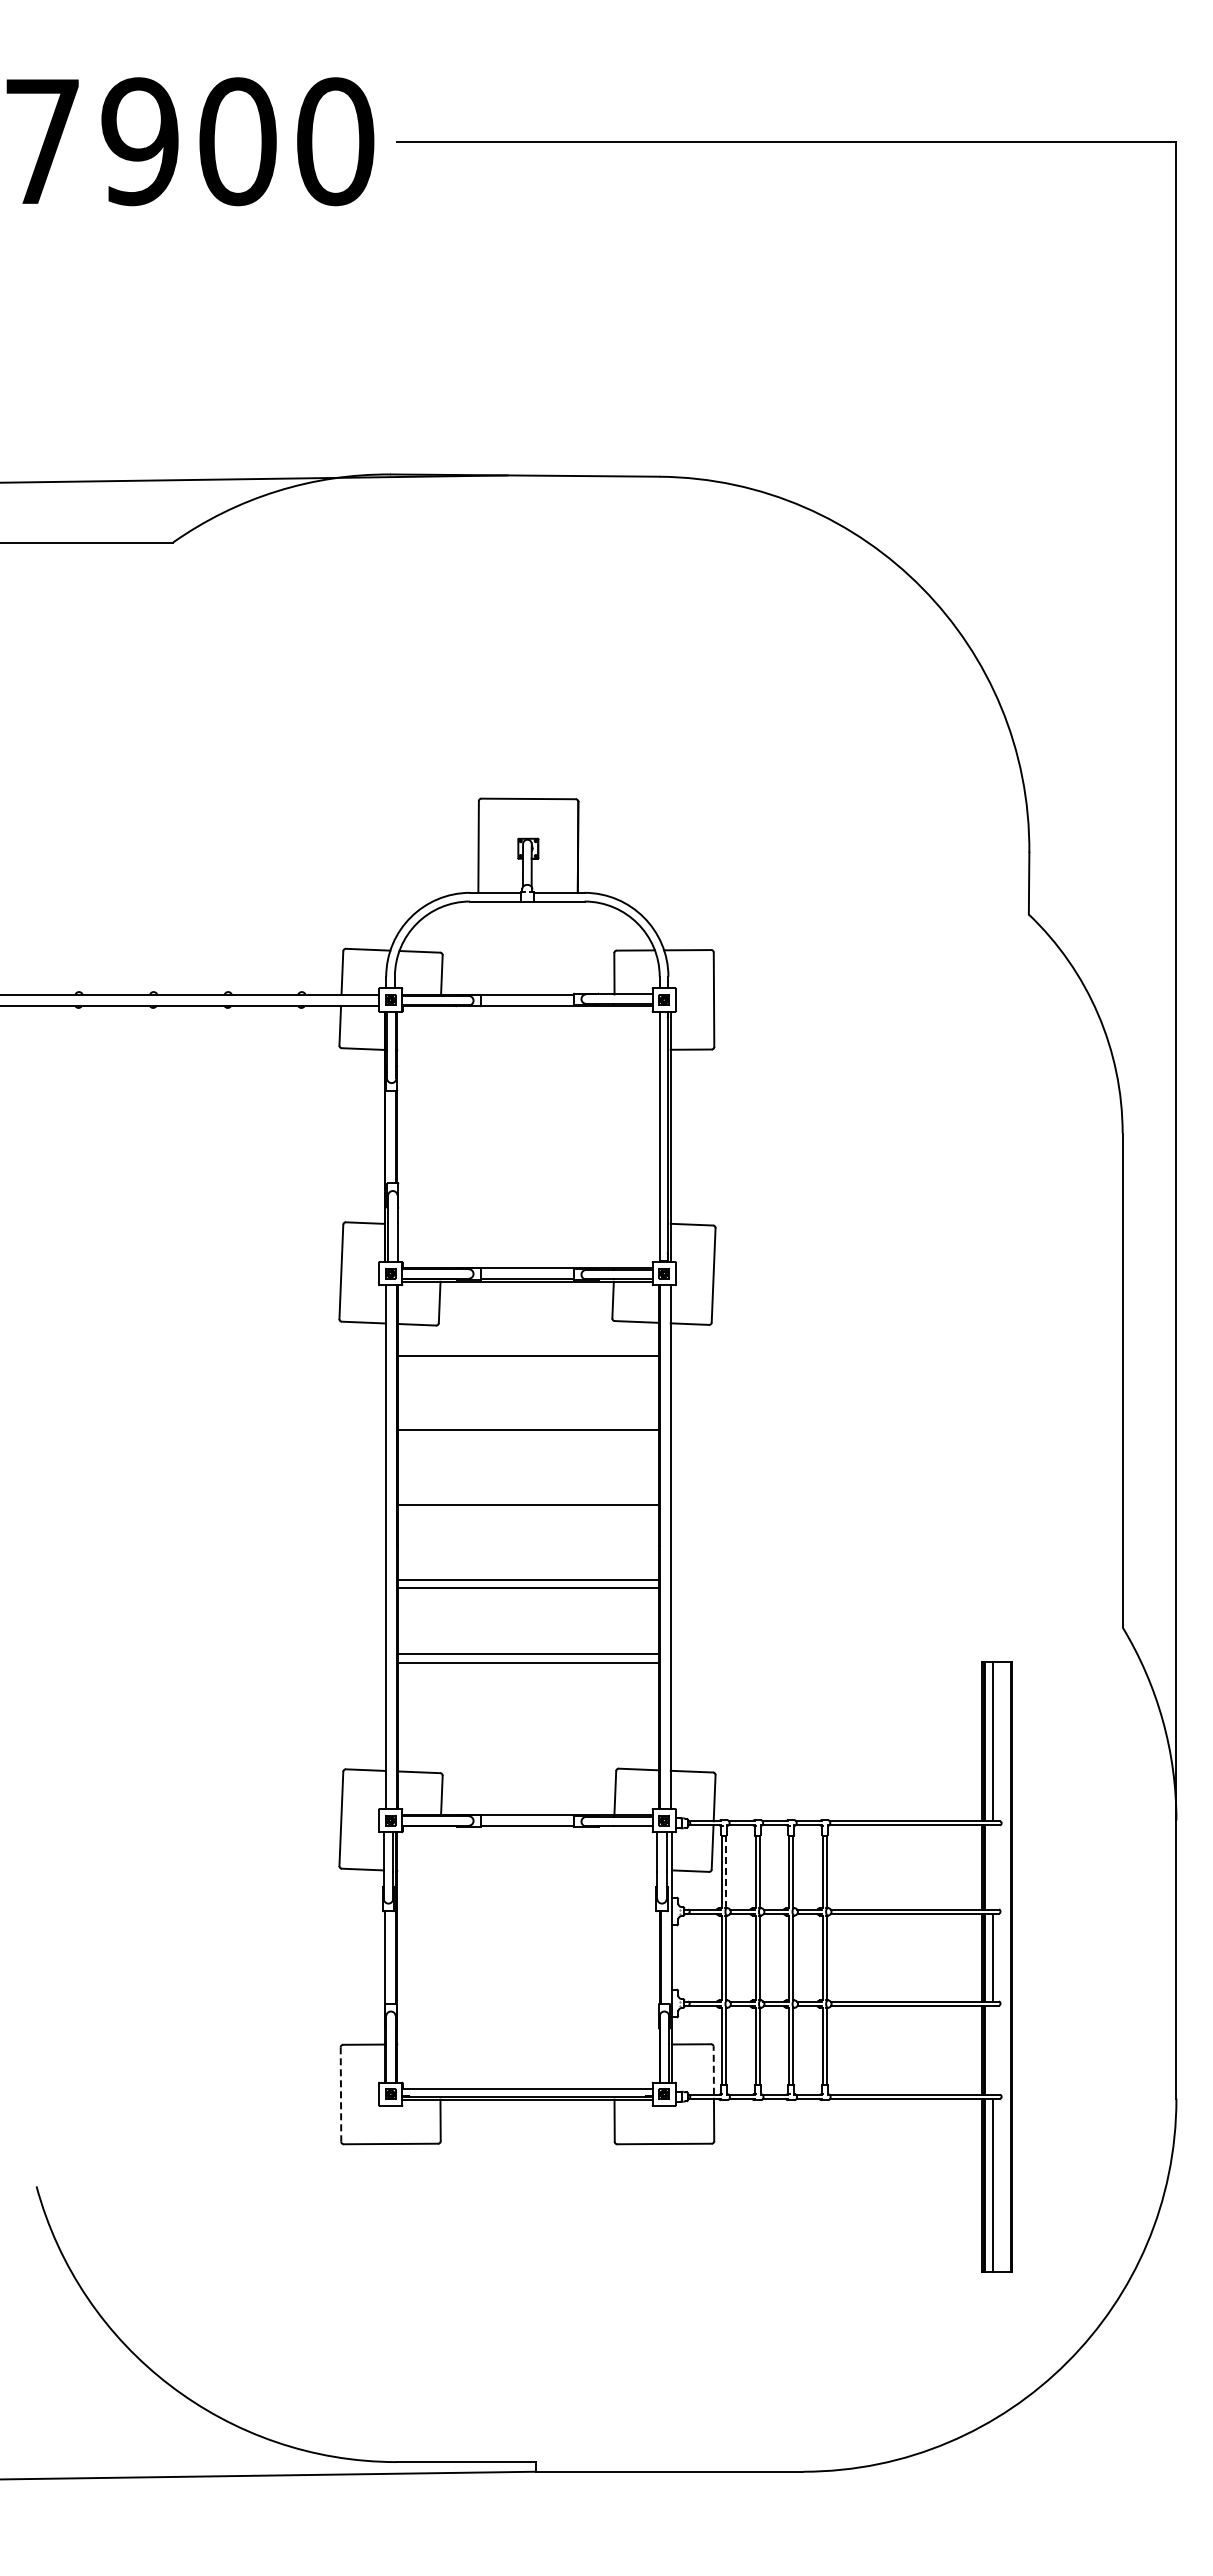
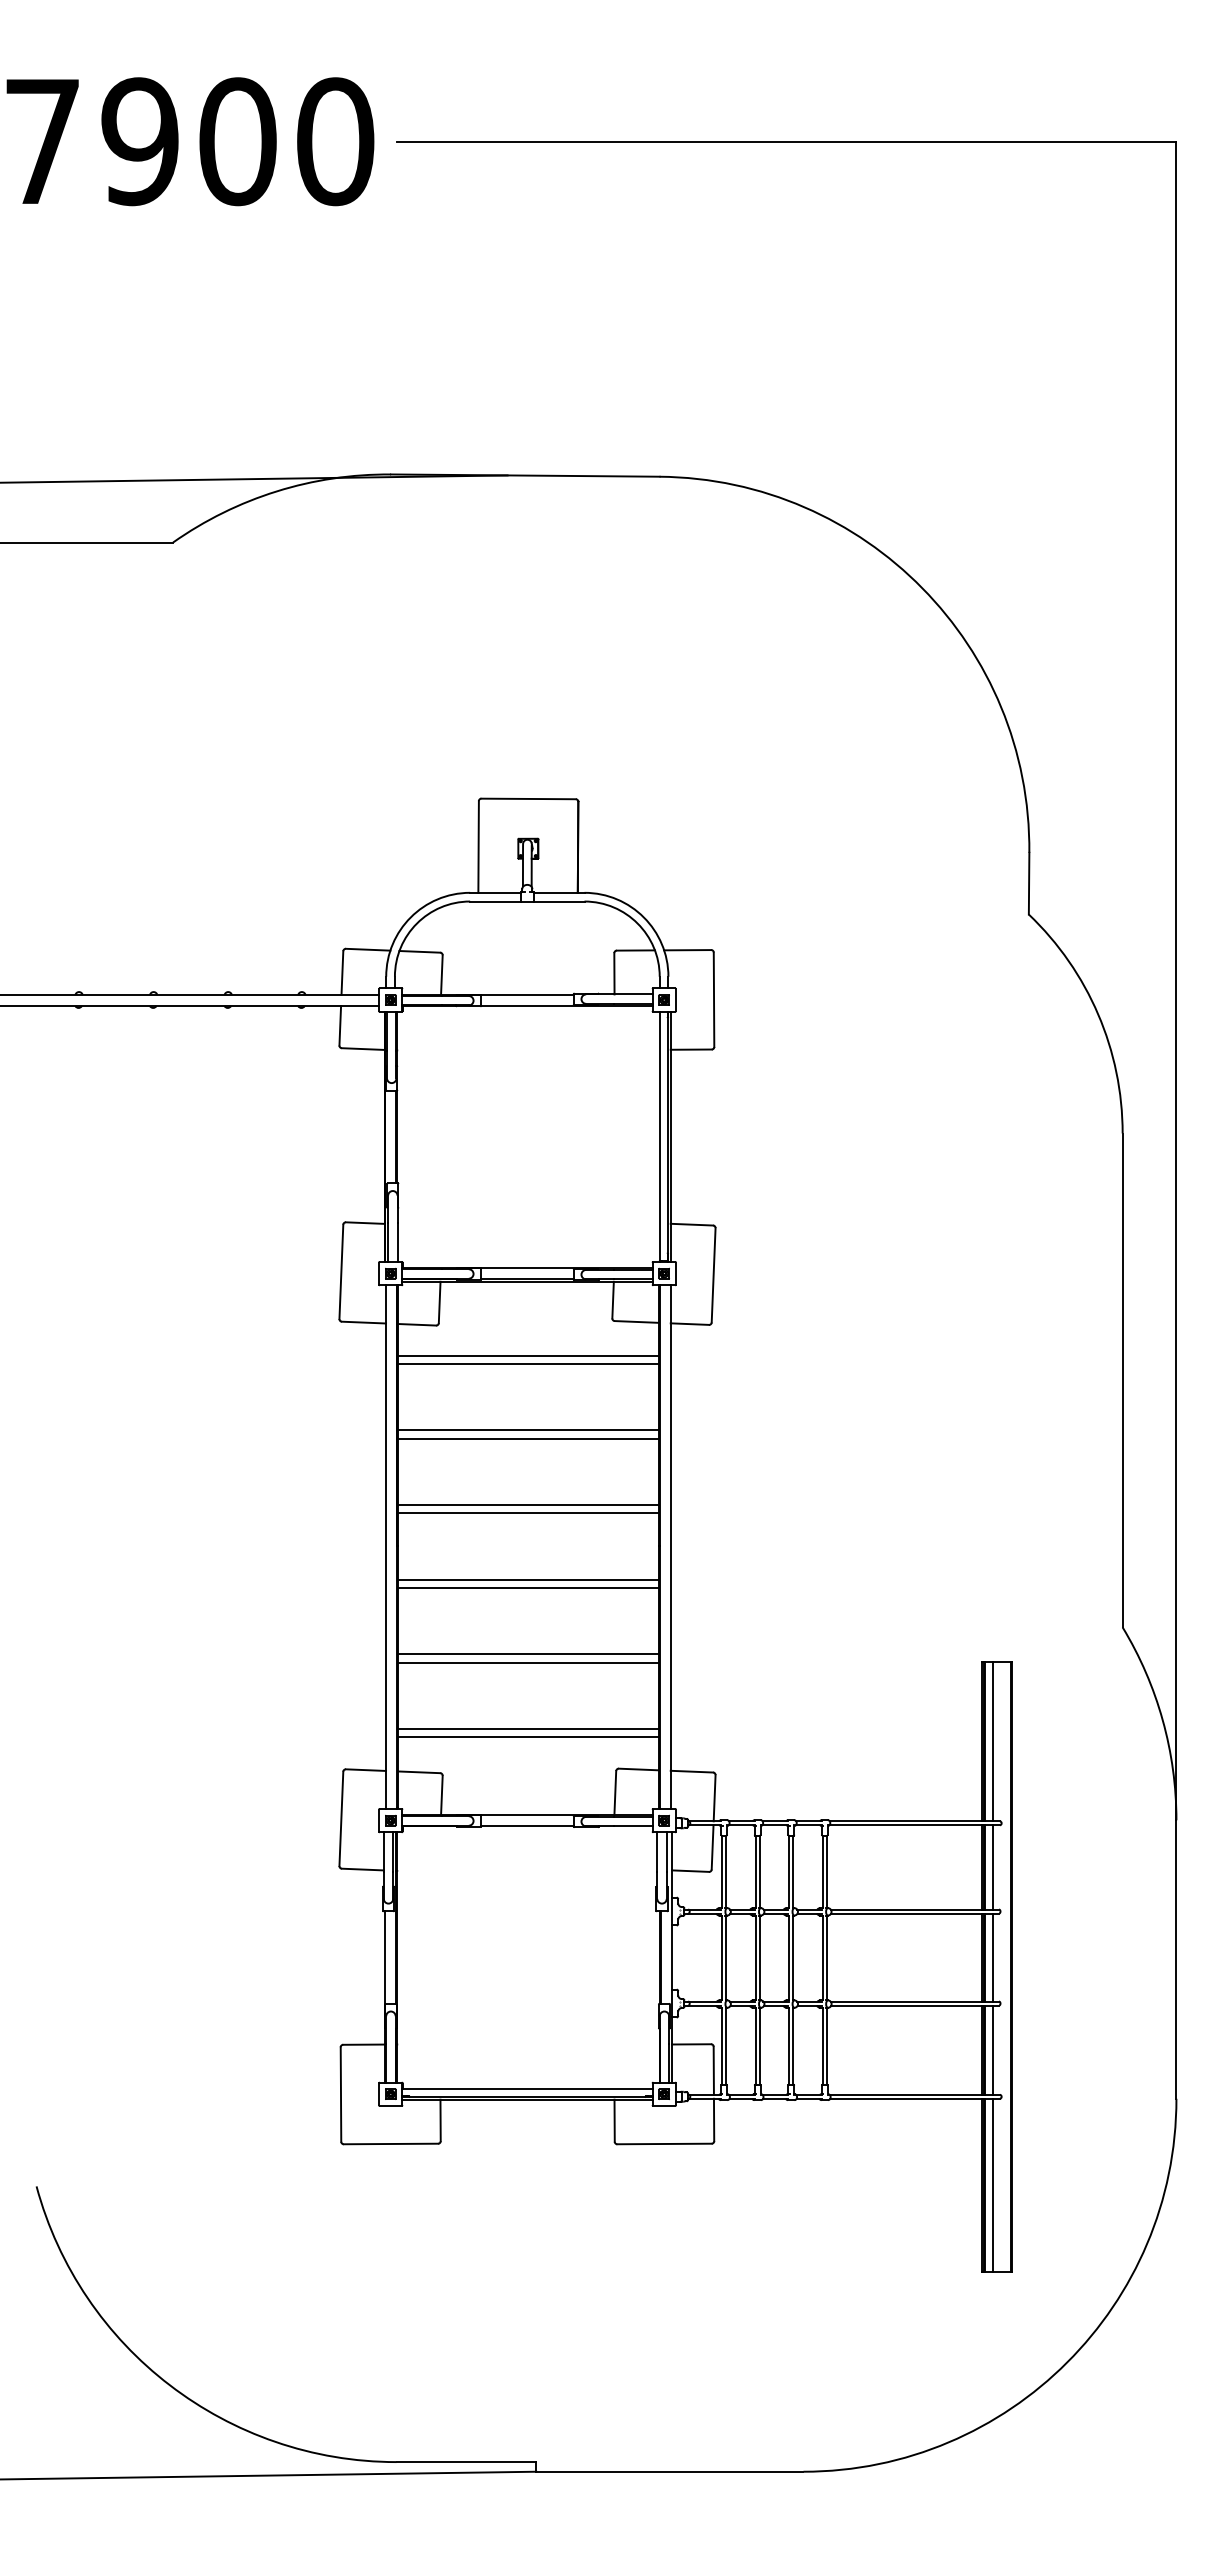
line: none -> present (528, 1364)
line: none -> present (528, 1438)
line: none -> present (528, 1513)
line: none -> present (528, 1728)
line: none -> present (528, 1737)
line: none -> present (992, 1867)
line: dashed -> solid (726, 1871)
line: none -> present (992, 2049)
line: dashed -> solid (713, 2070)
line: dashed -> solid (341, 2095)
